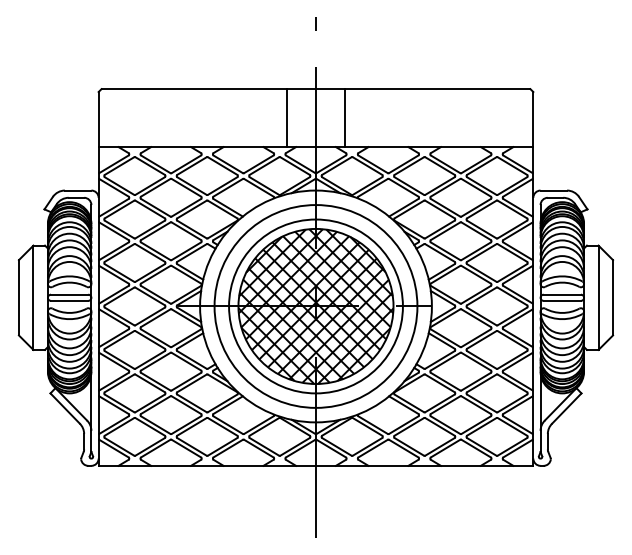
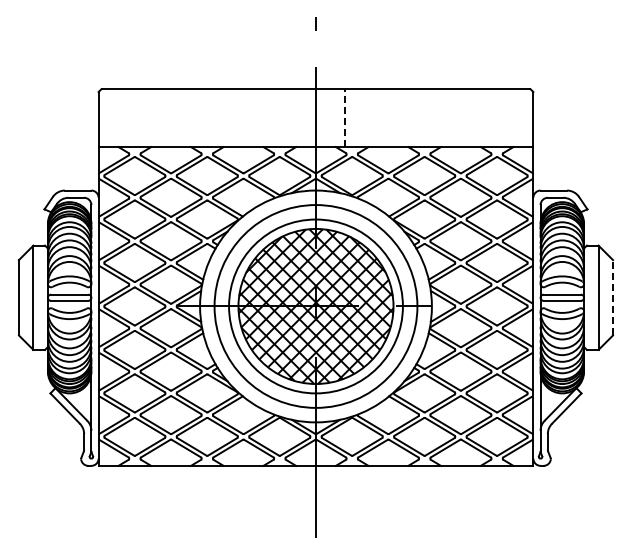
line: present -> none (287, 118)
line: solid -> dashed (344, 118)
line: solid -> dashed (613, 297)
